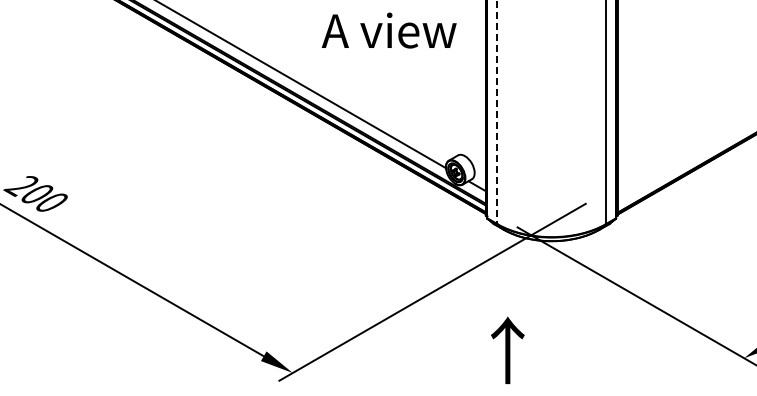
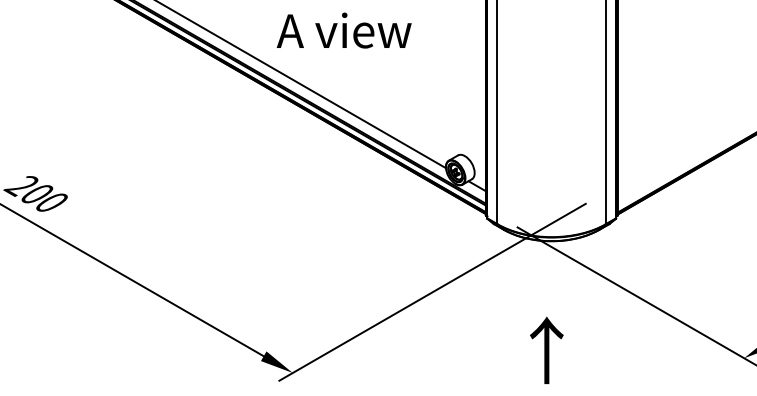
text position: (388, 30) -> (343, 30) (343, 30)
line: dashed -> solid (497, 112)
text position: (507, 349) -> (546, 349) (546, 349)
